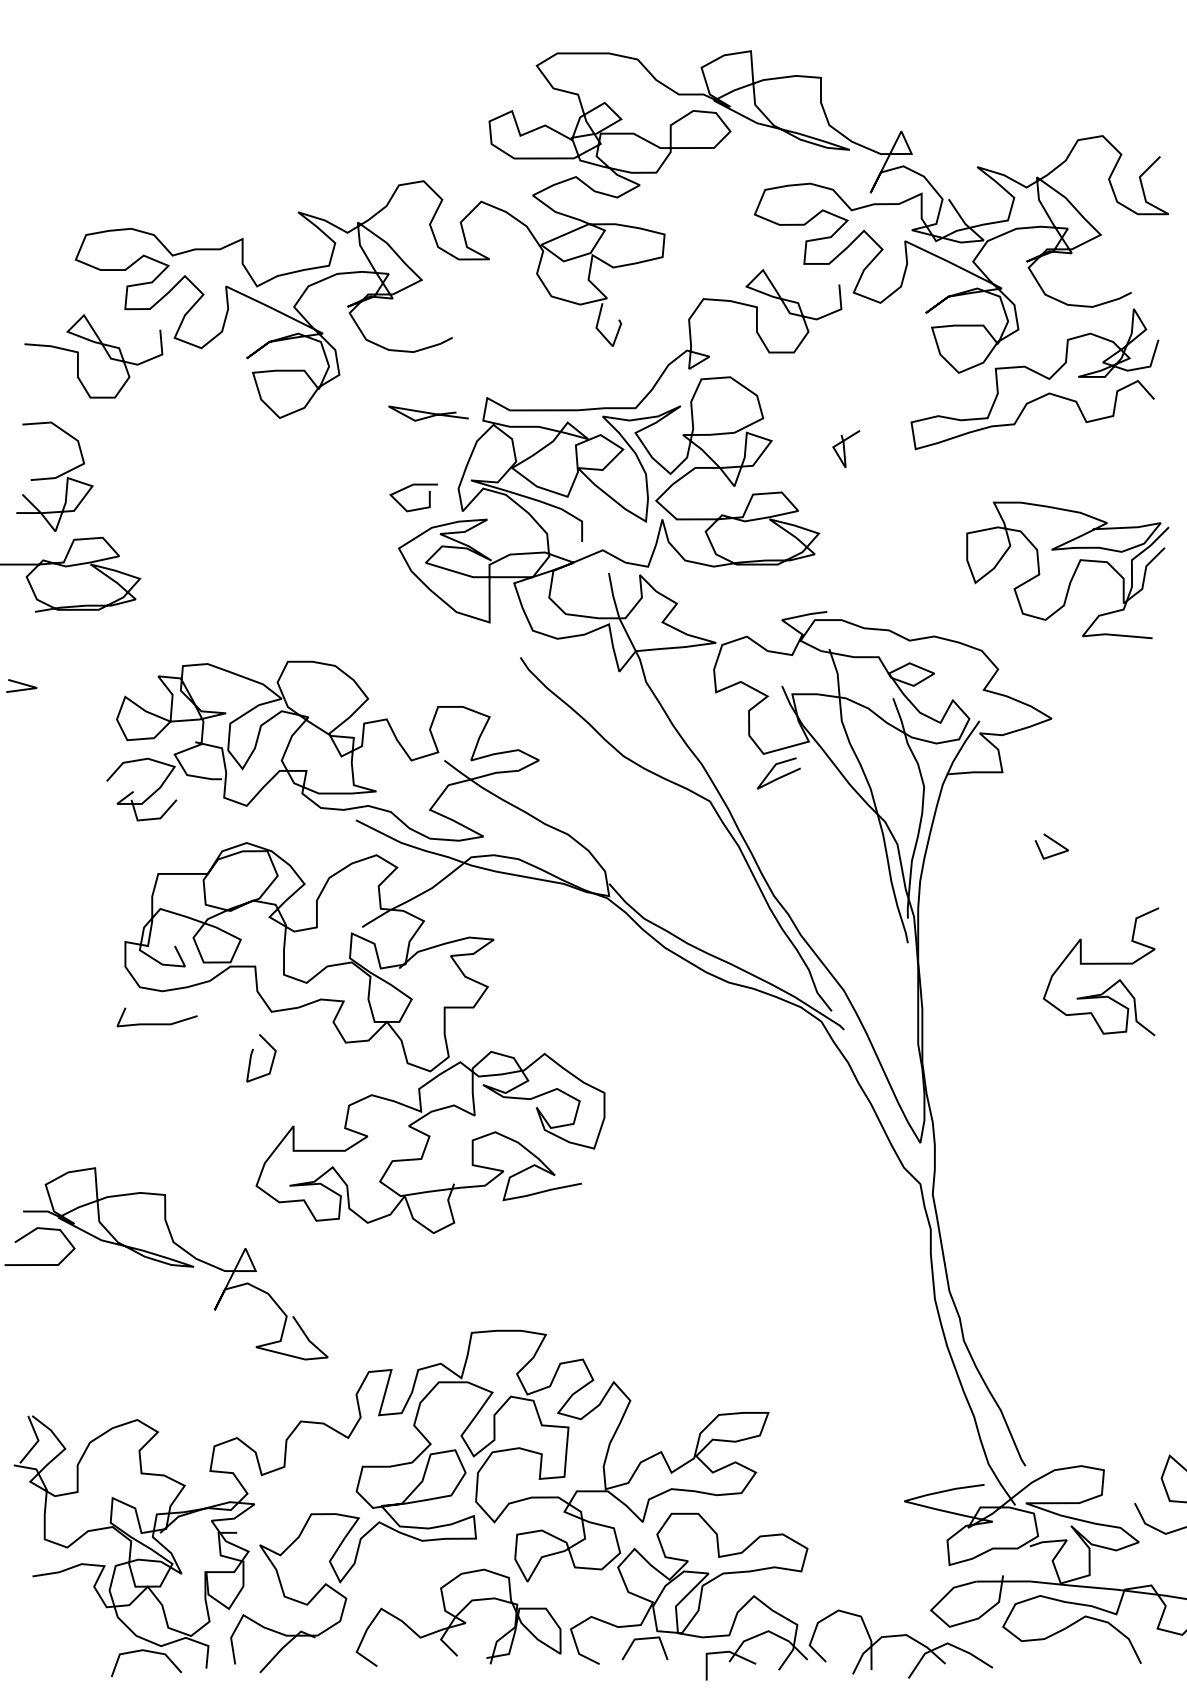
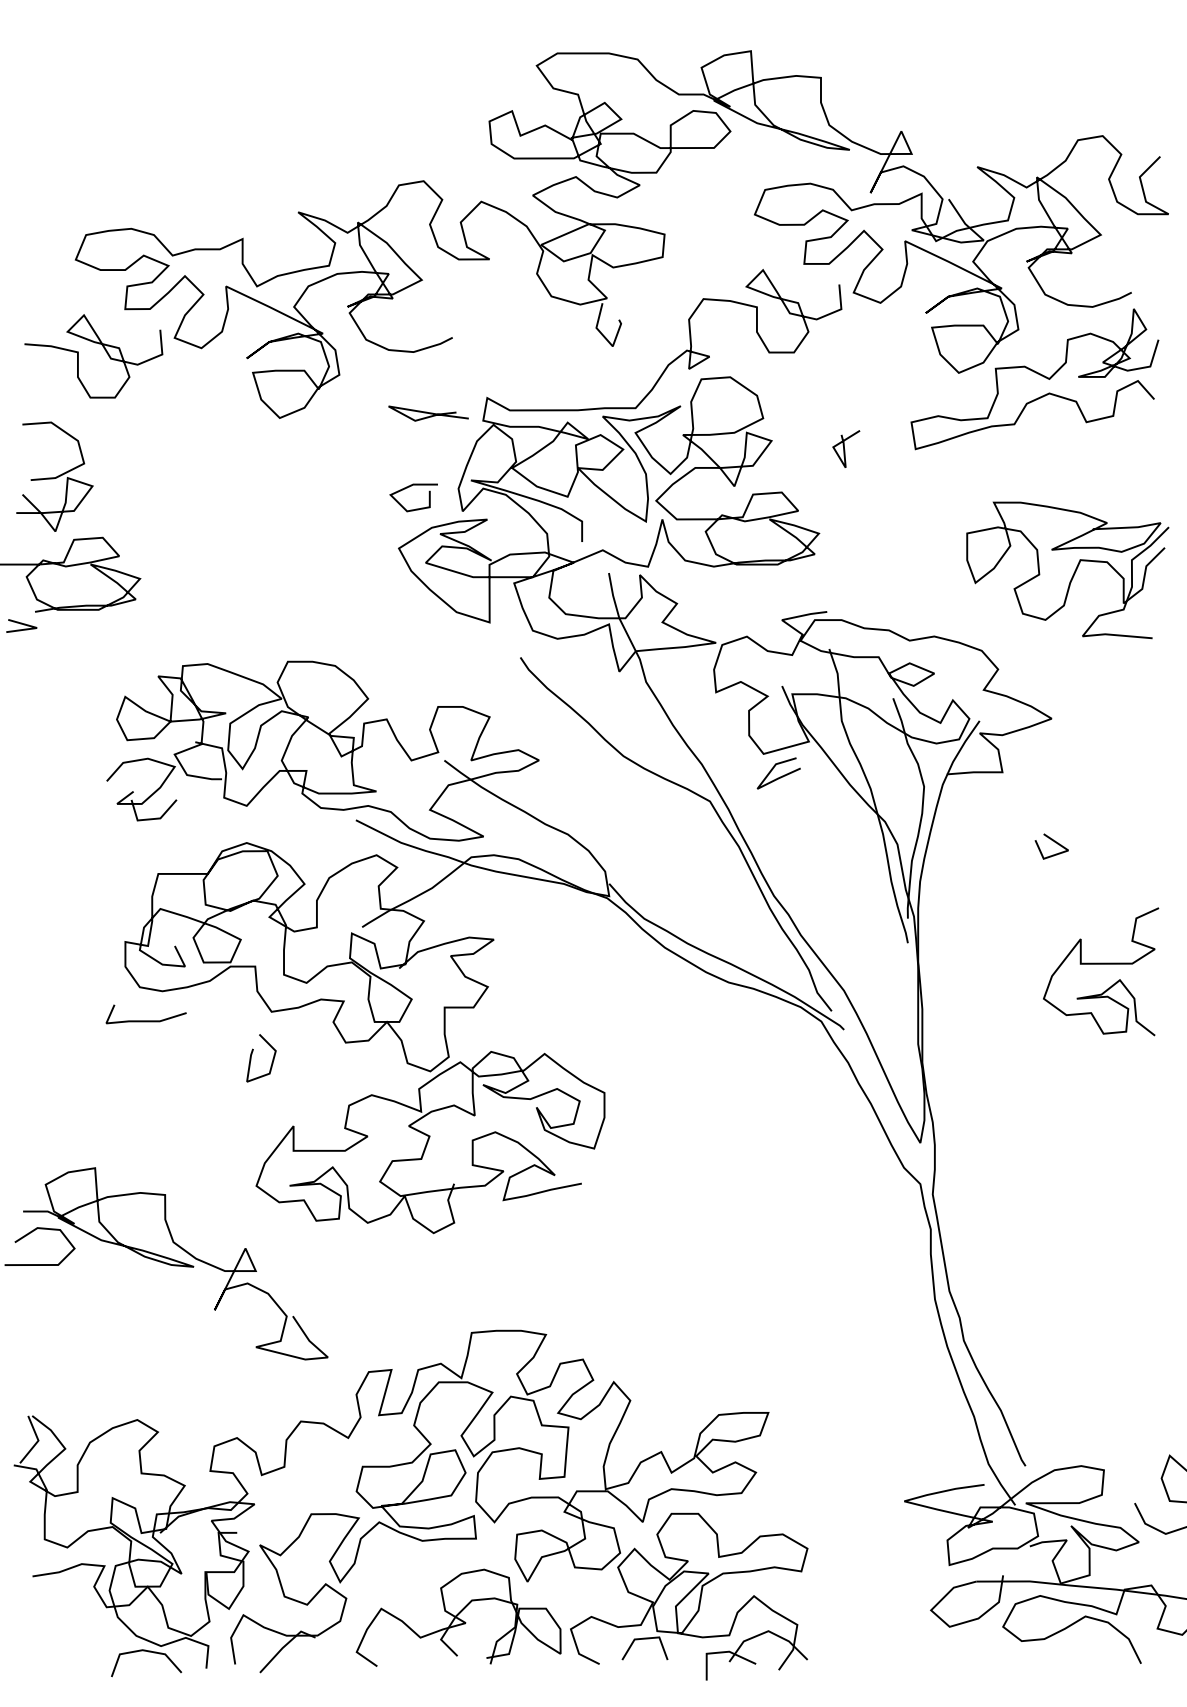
line position: (21, 684) -> (21, 624) (21, 624)
line position: (156, 1023) -> (145, 1020) (145, 1020)
part: present -> none (900, 1636)
